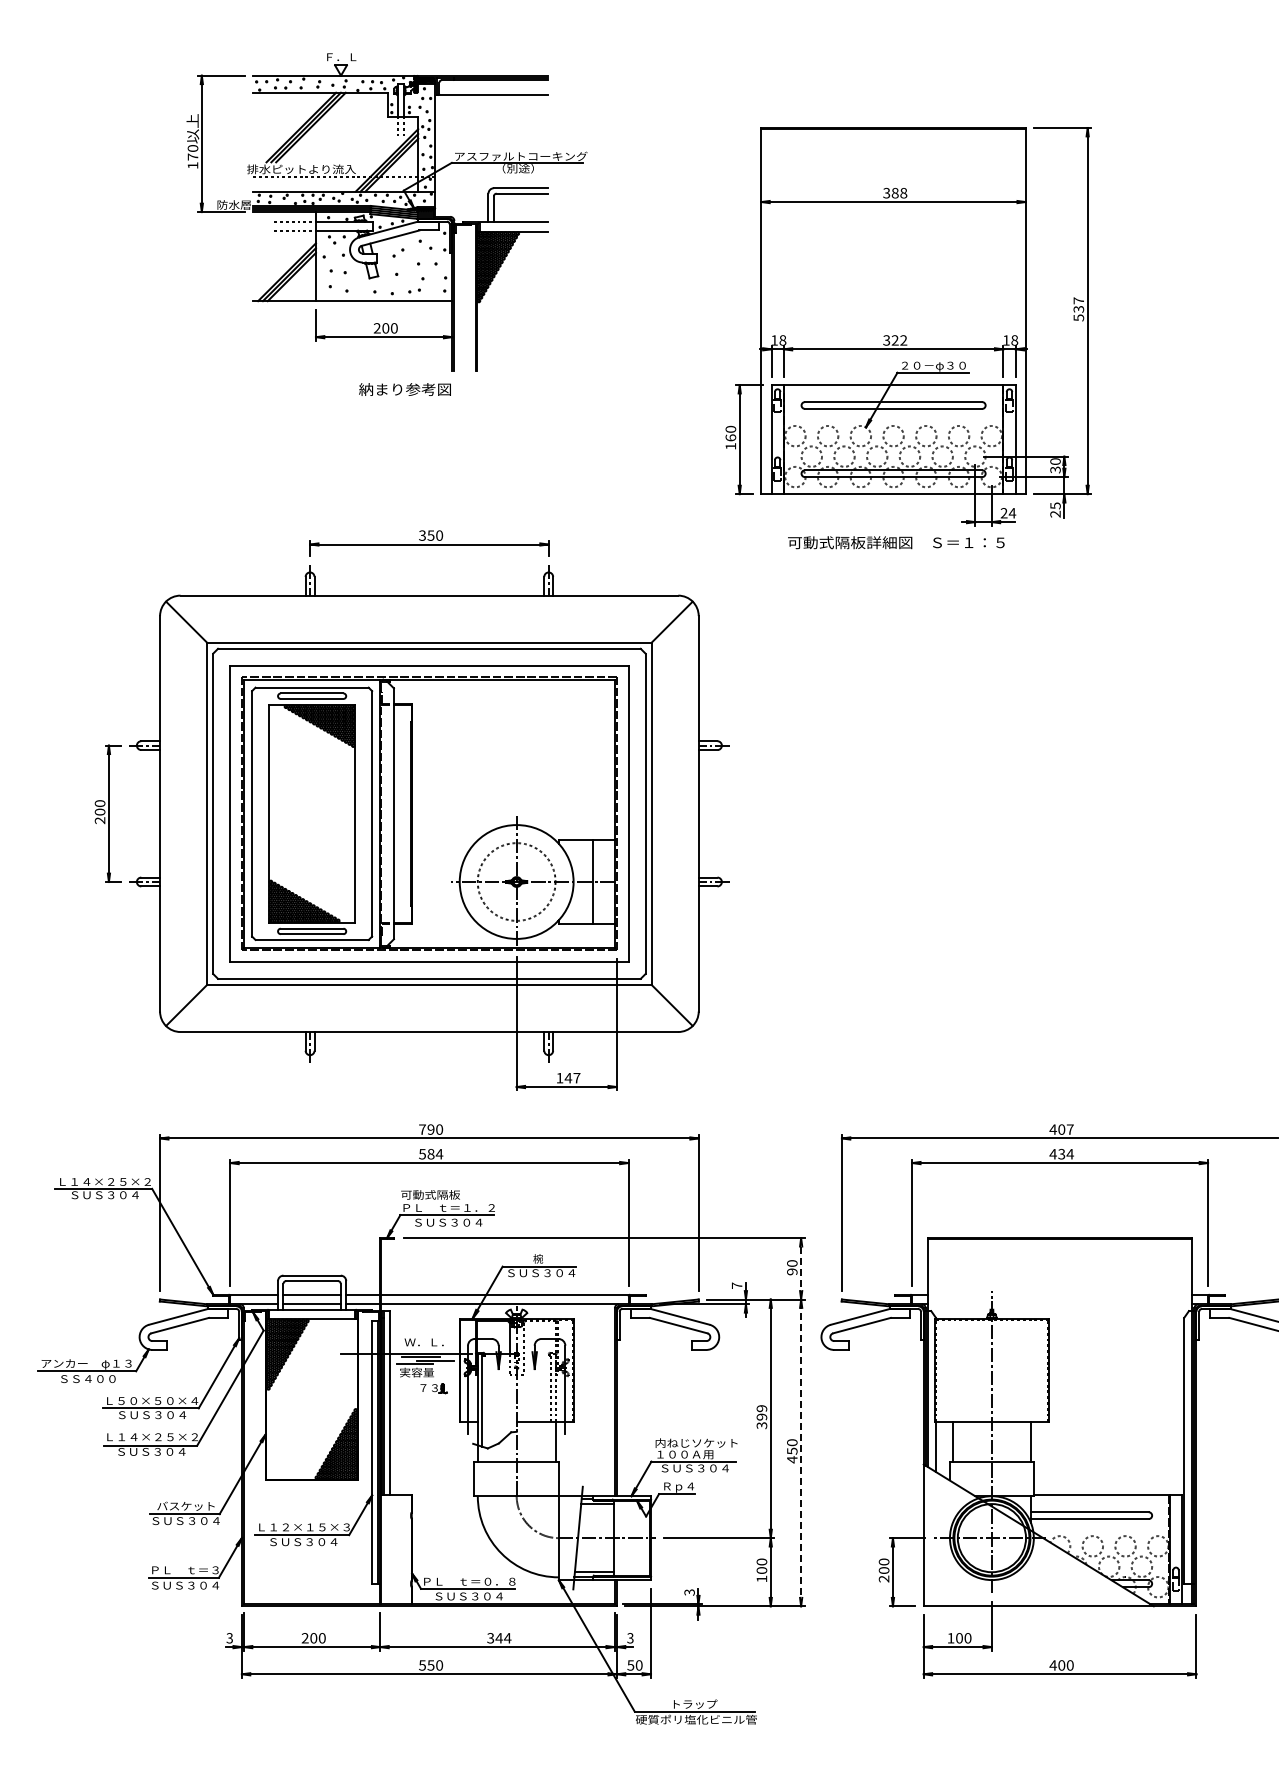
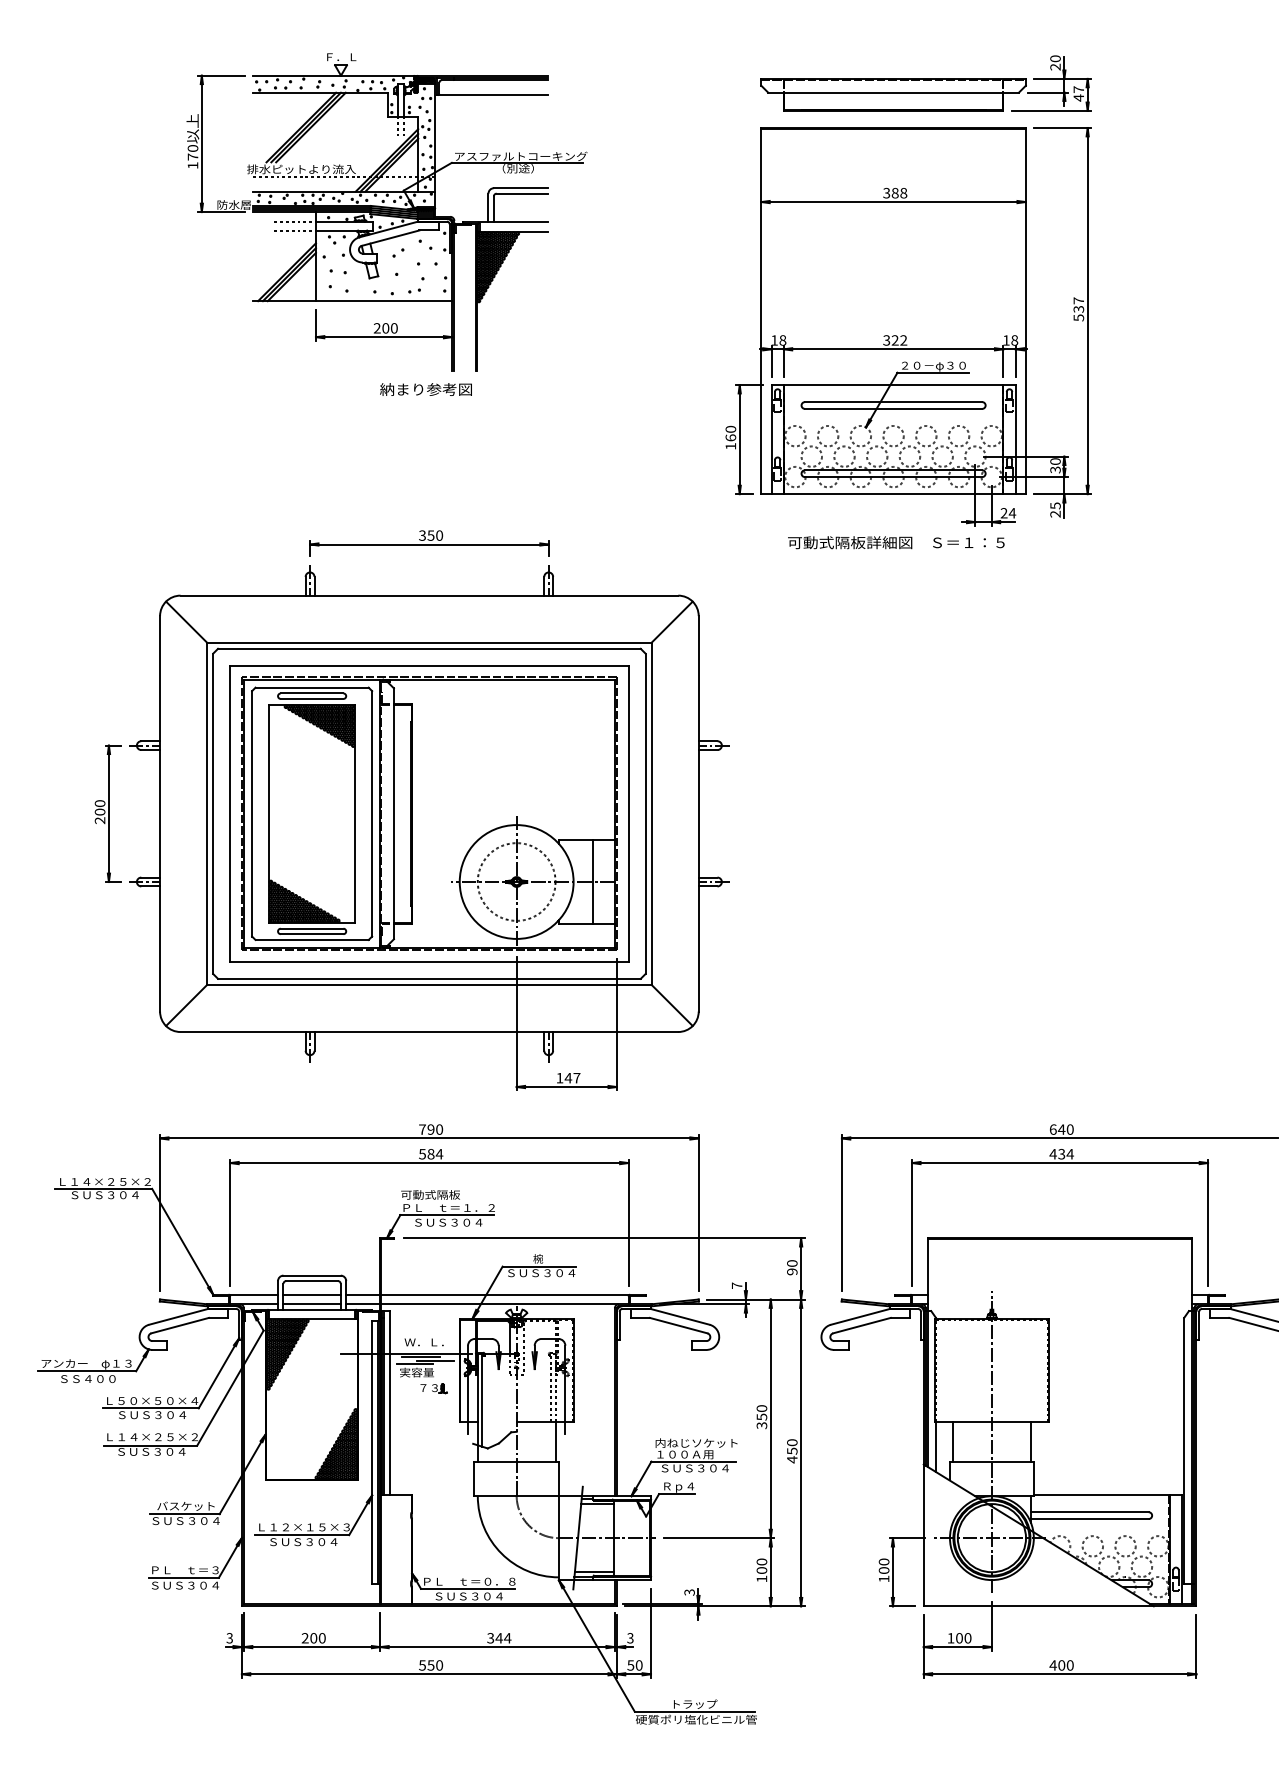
part: none -> present (925, 83)
text position: (404, 389) -> (425, 389) (425, 389)
text: 407 -> 640 (1061, 1129)
text: 399 -> 350 (761, 1412)
line: dashed -> solid (801, 1421)
text: 200 -> 100 (883, 1578)
